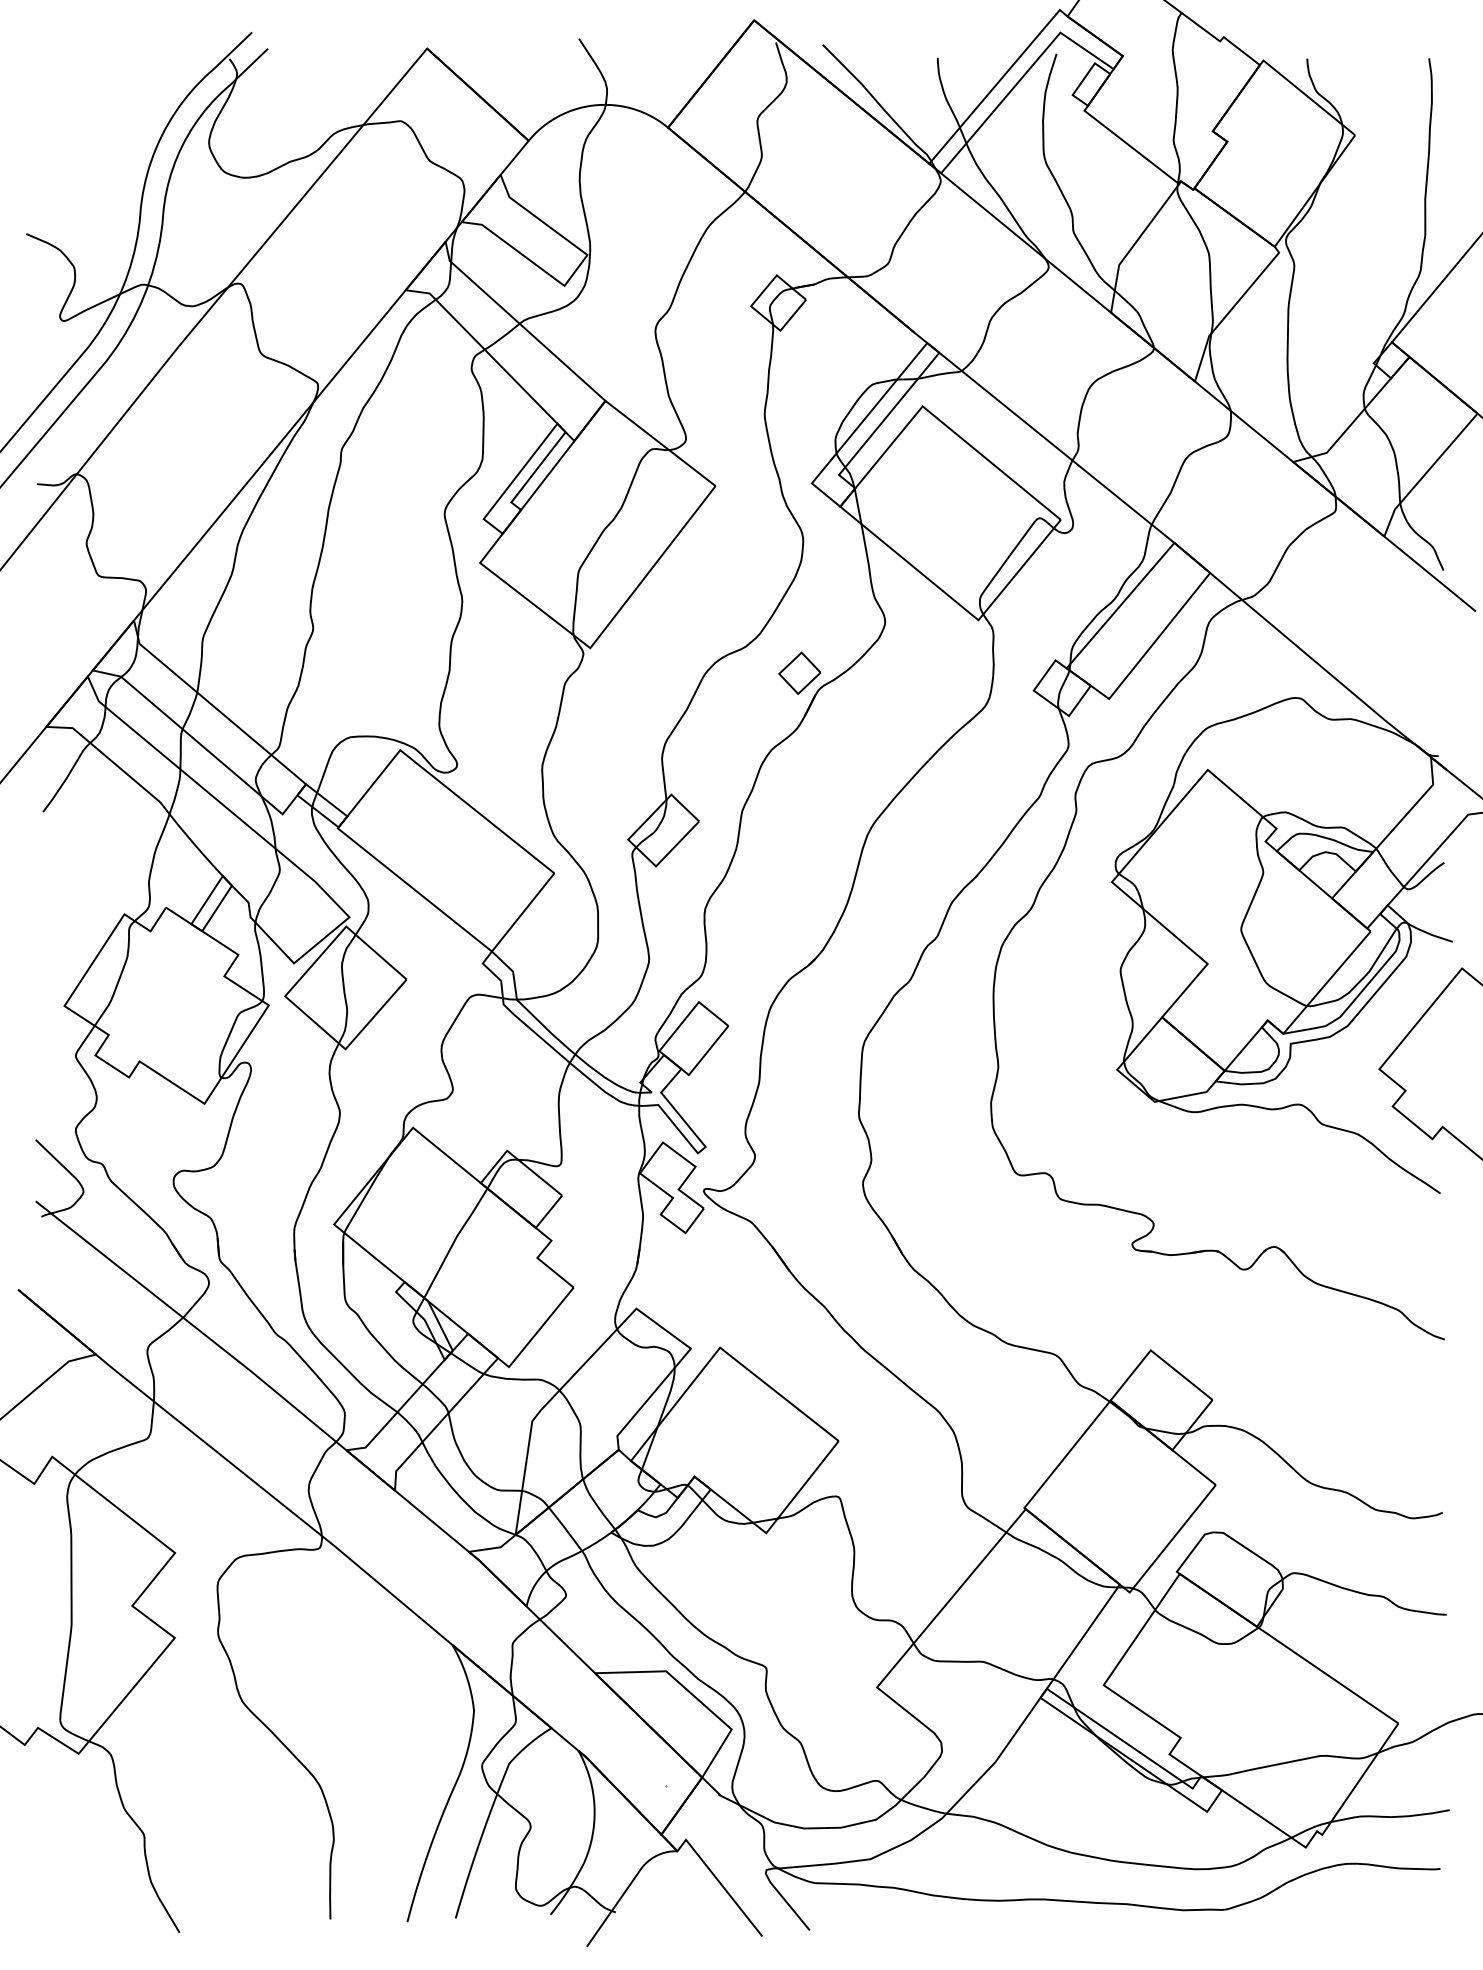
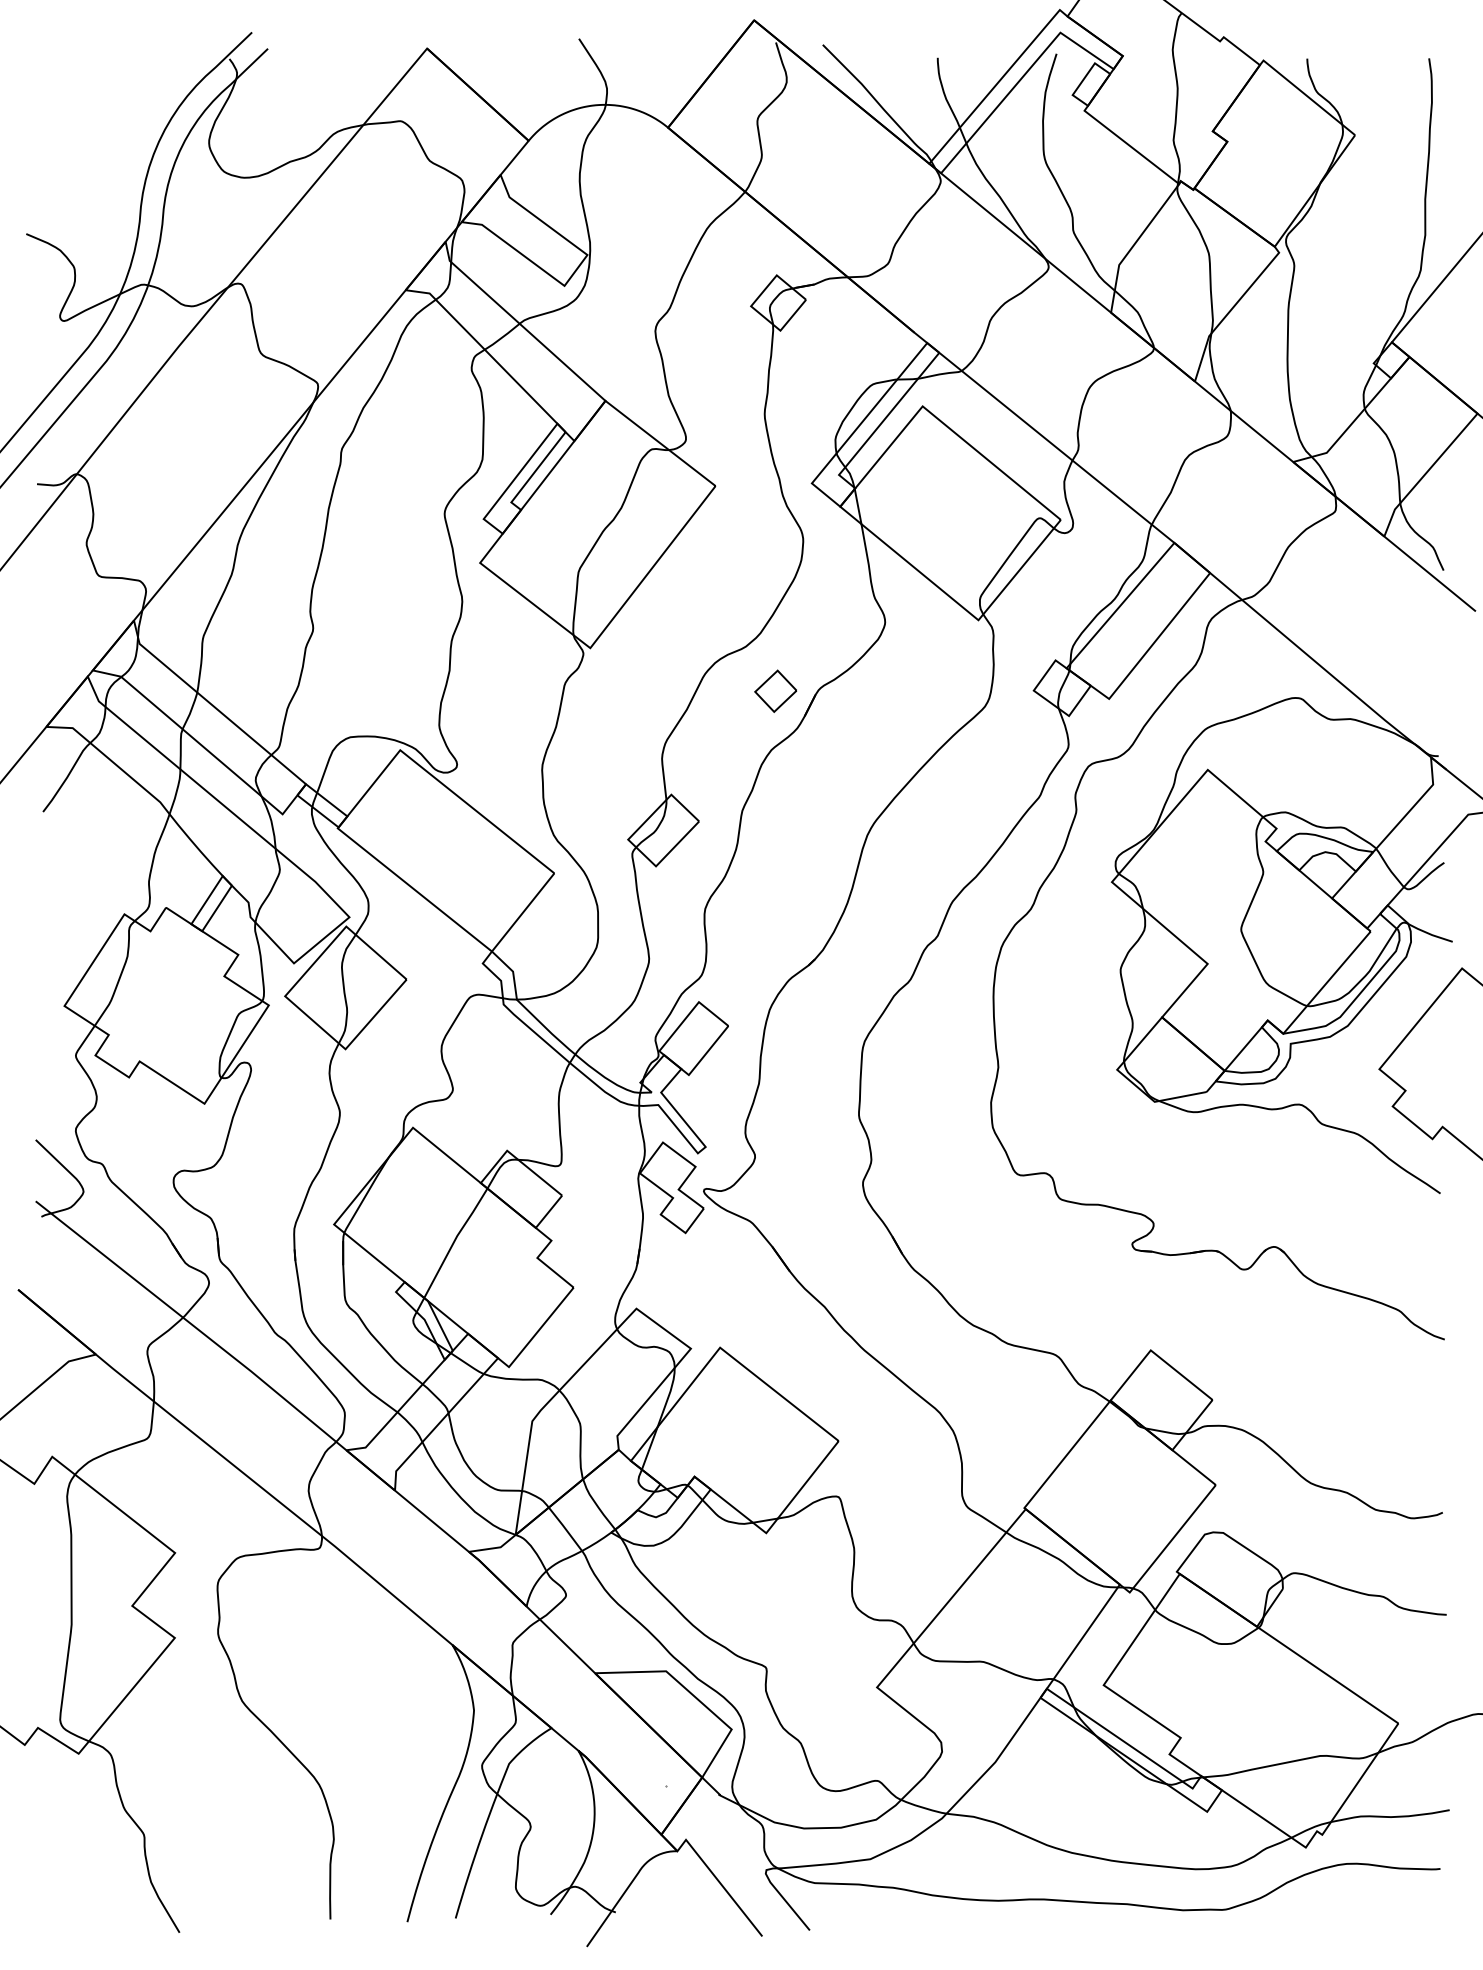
part position: (799, 672) -> (775, 690) (775, 690)
